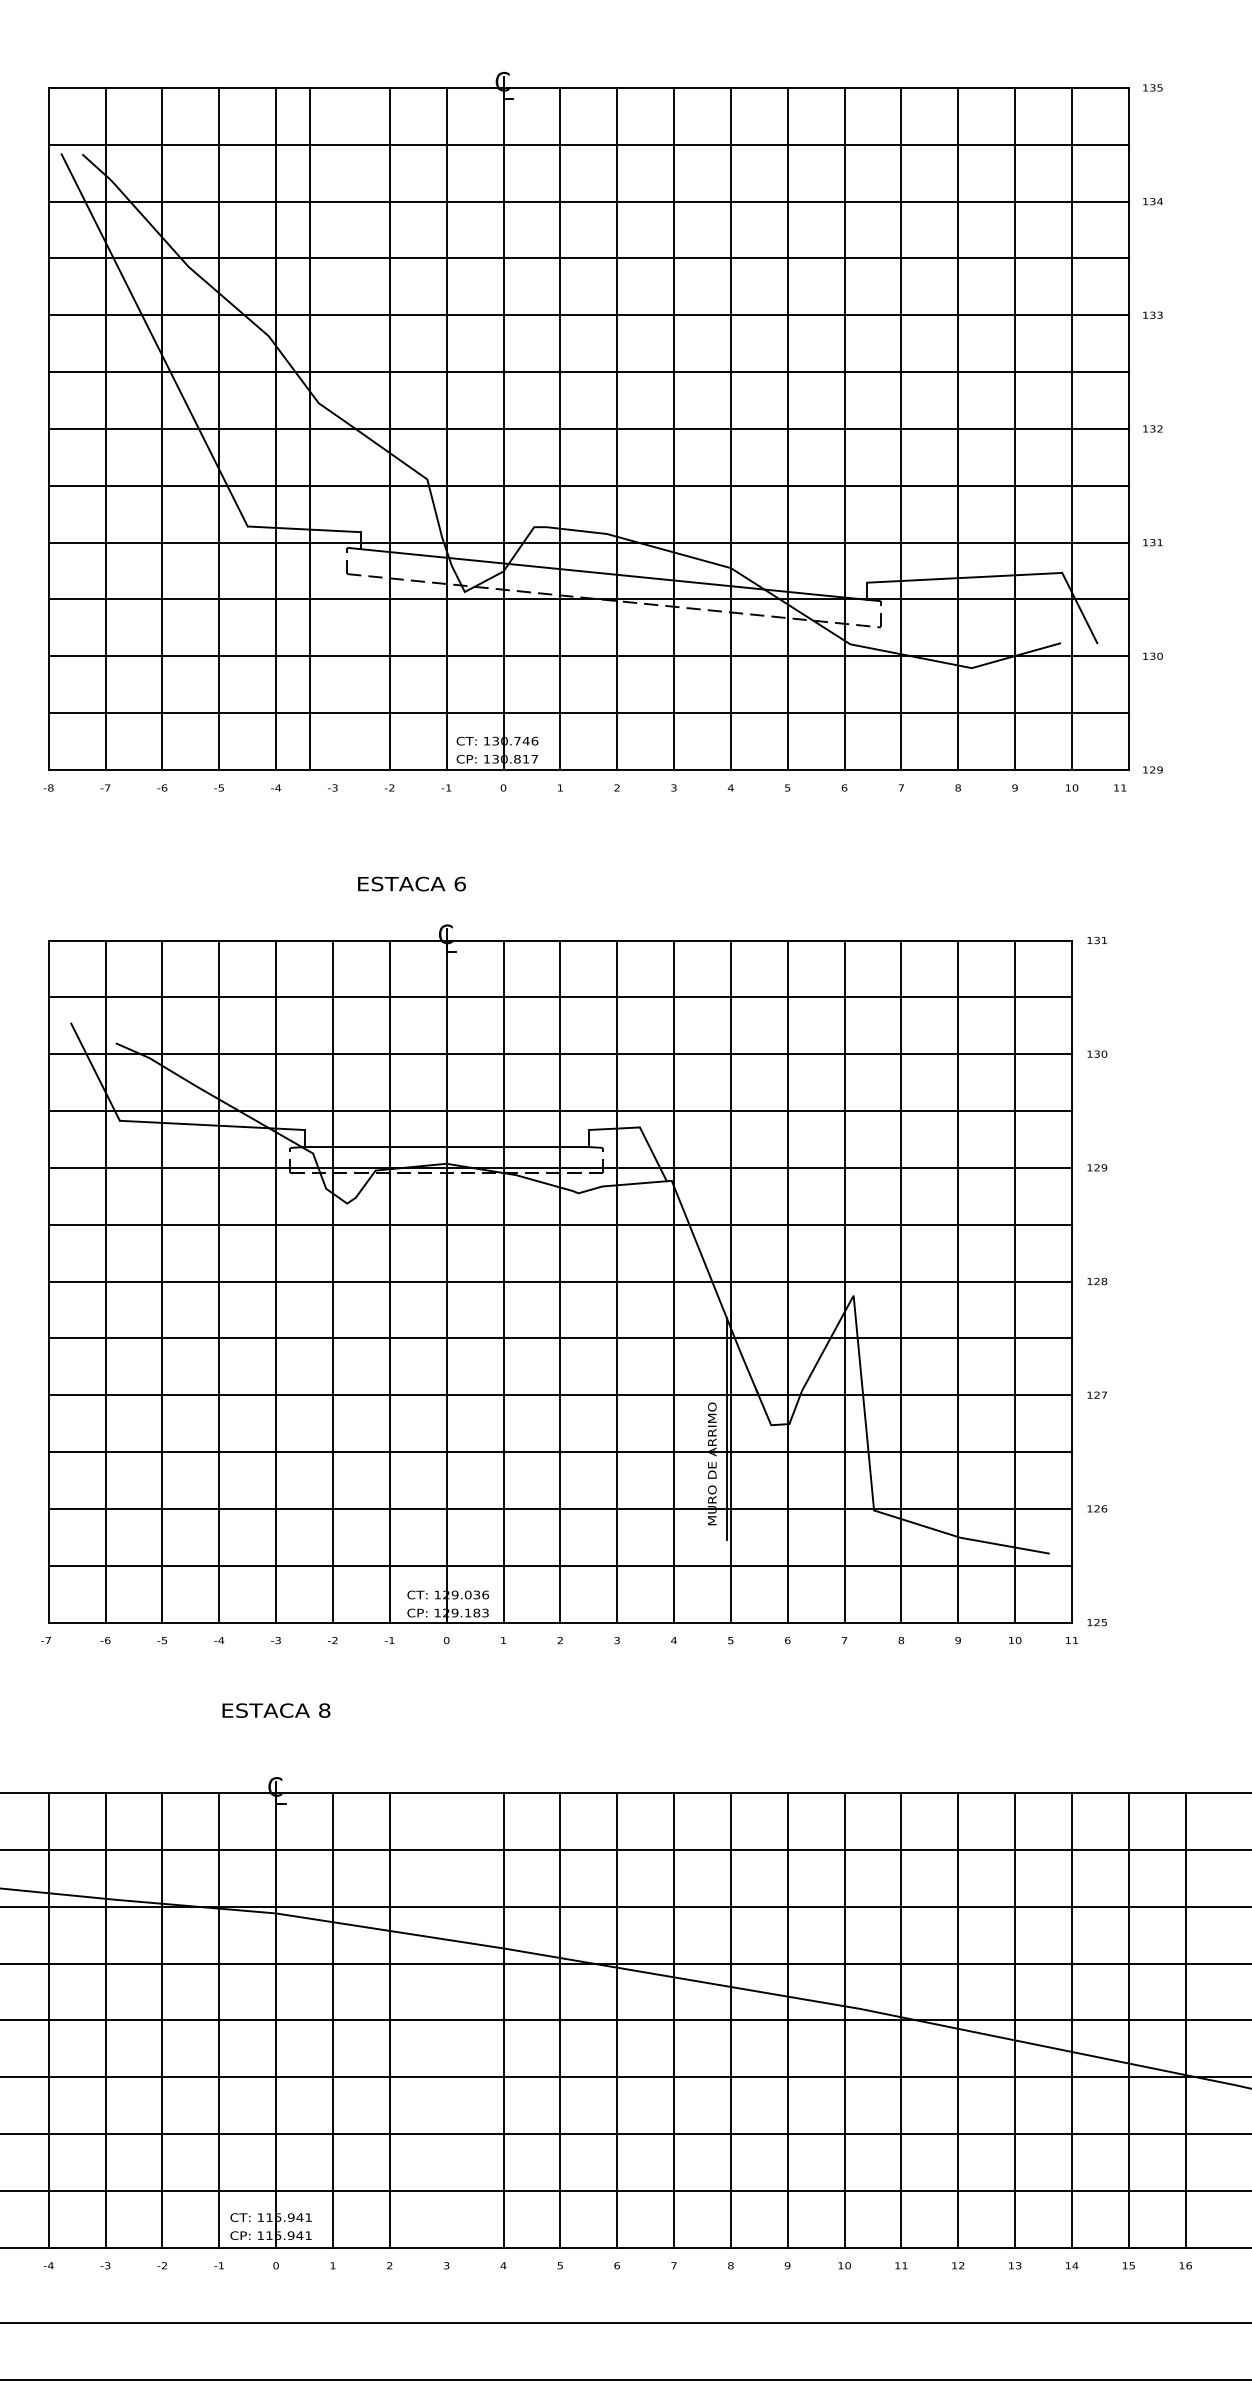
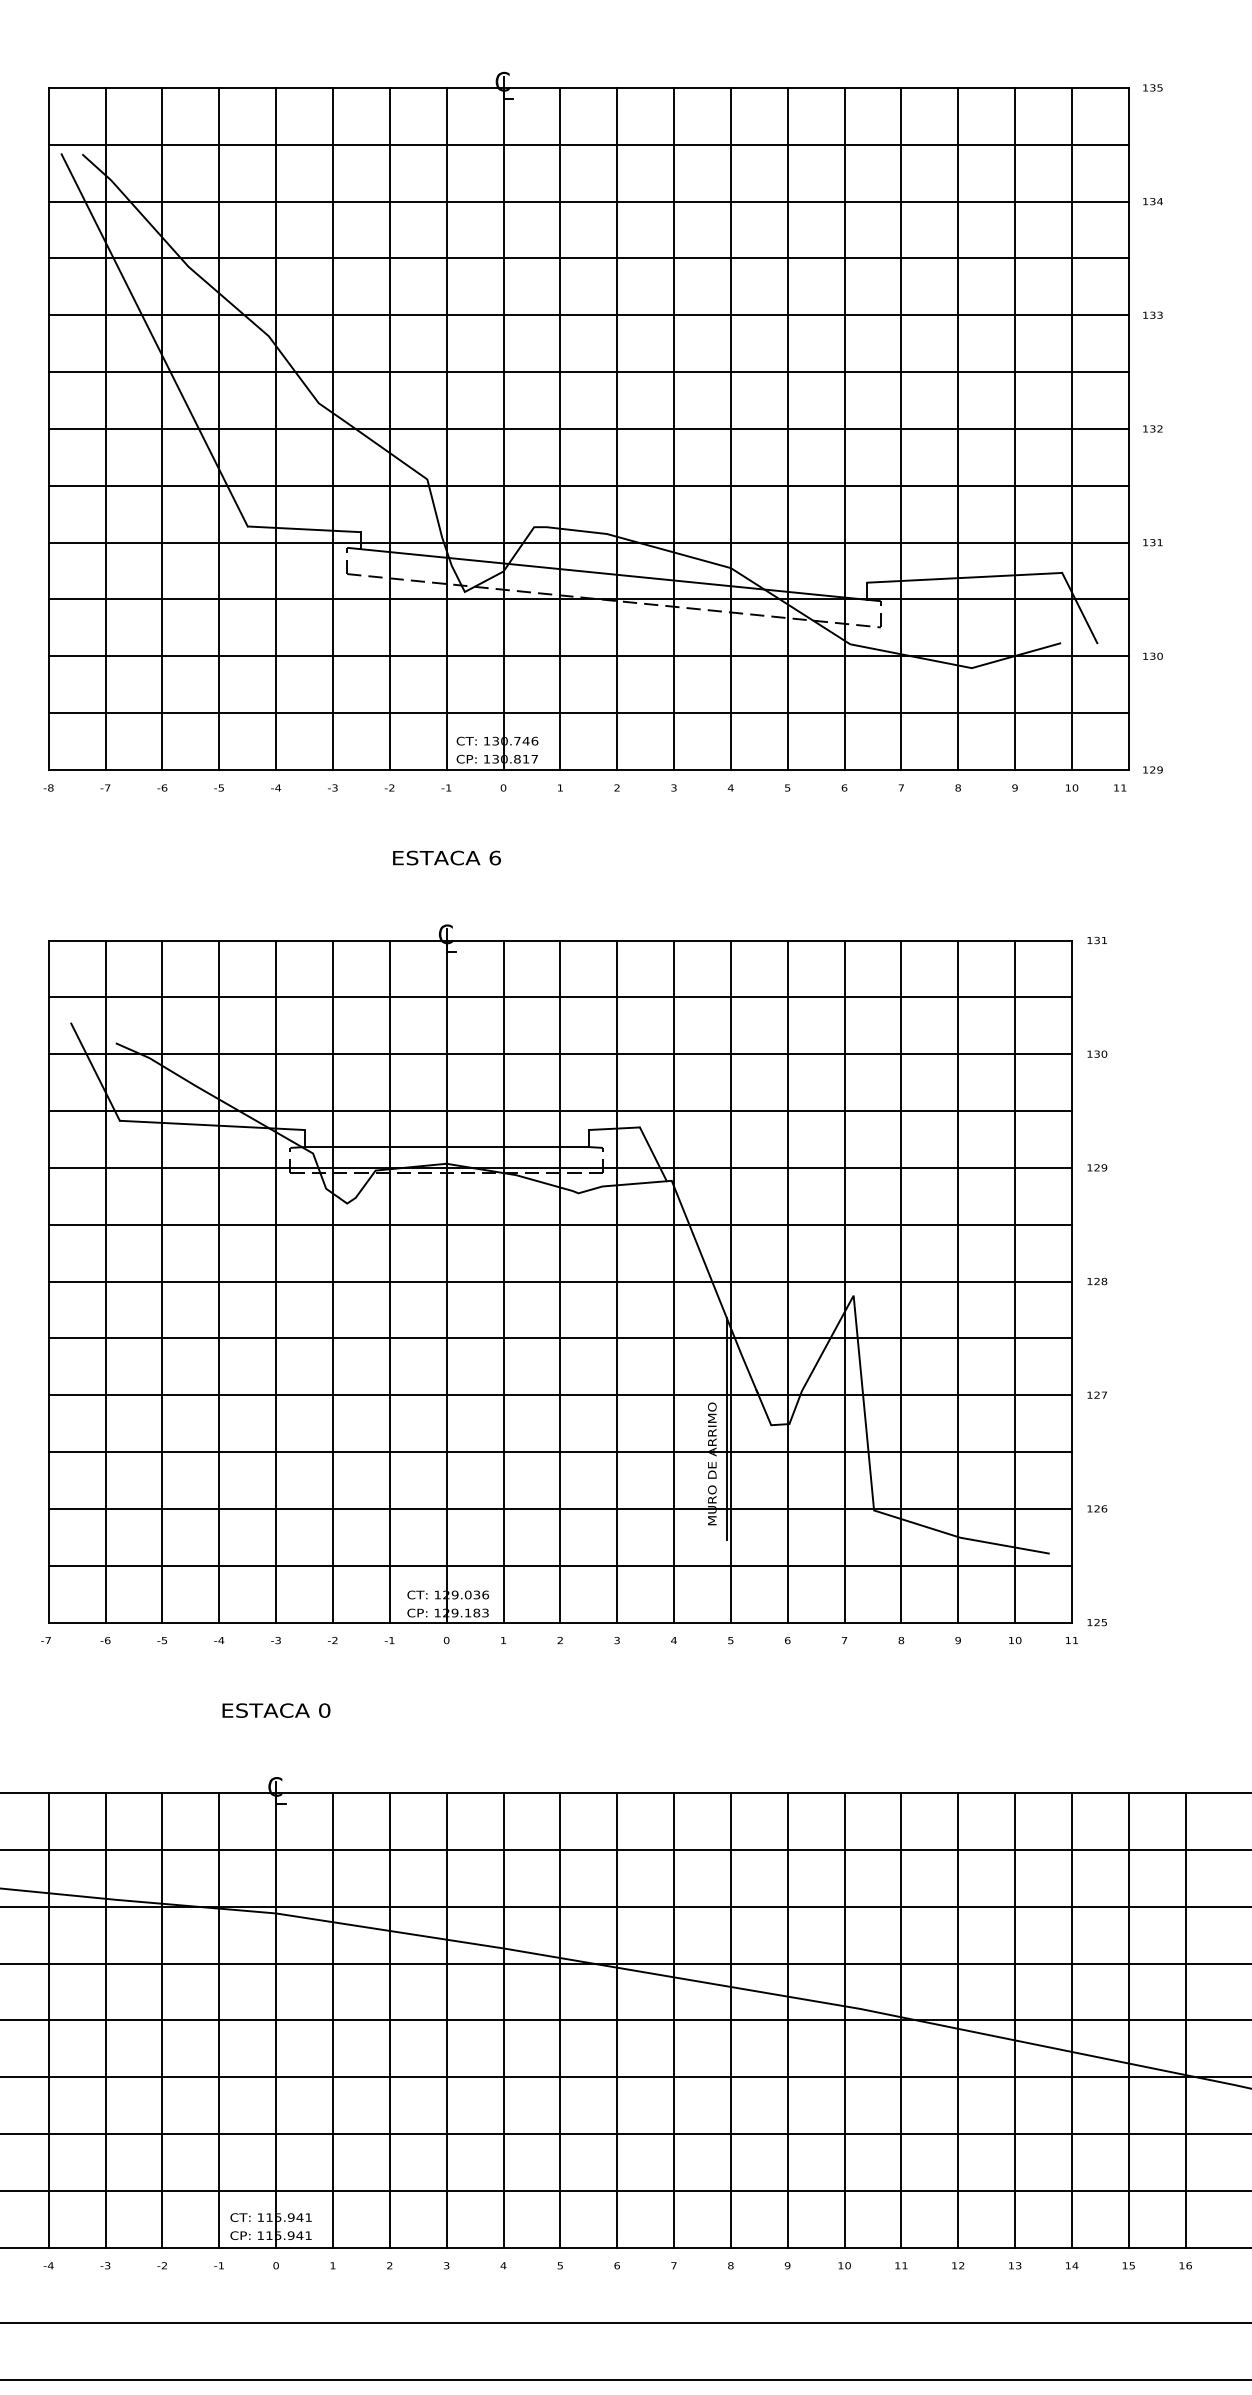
line position: (310, 428) -> (333, 428) (333, 428)
text position: (411, 883) -> (446, 857) (446, 857)
text: 8 -> 0 (324, 1710)
line: none -> present (446, 2020)
